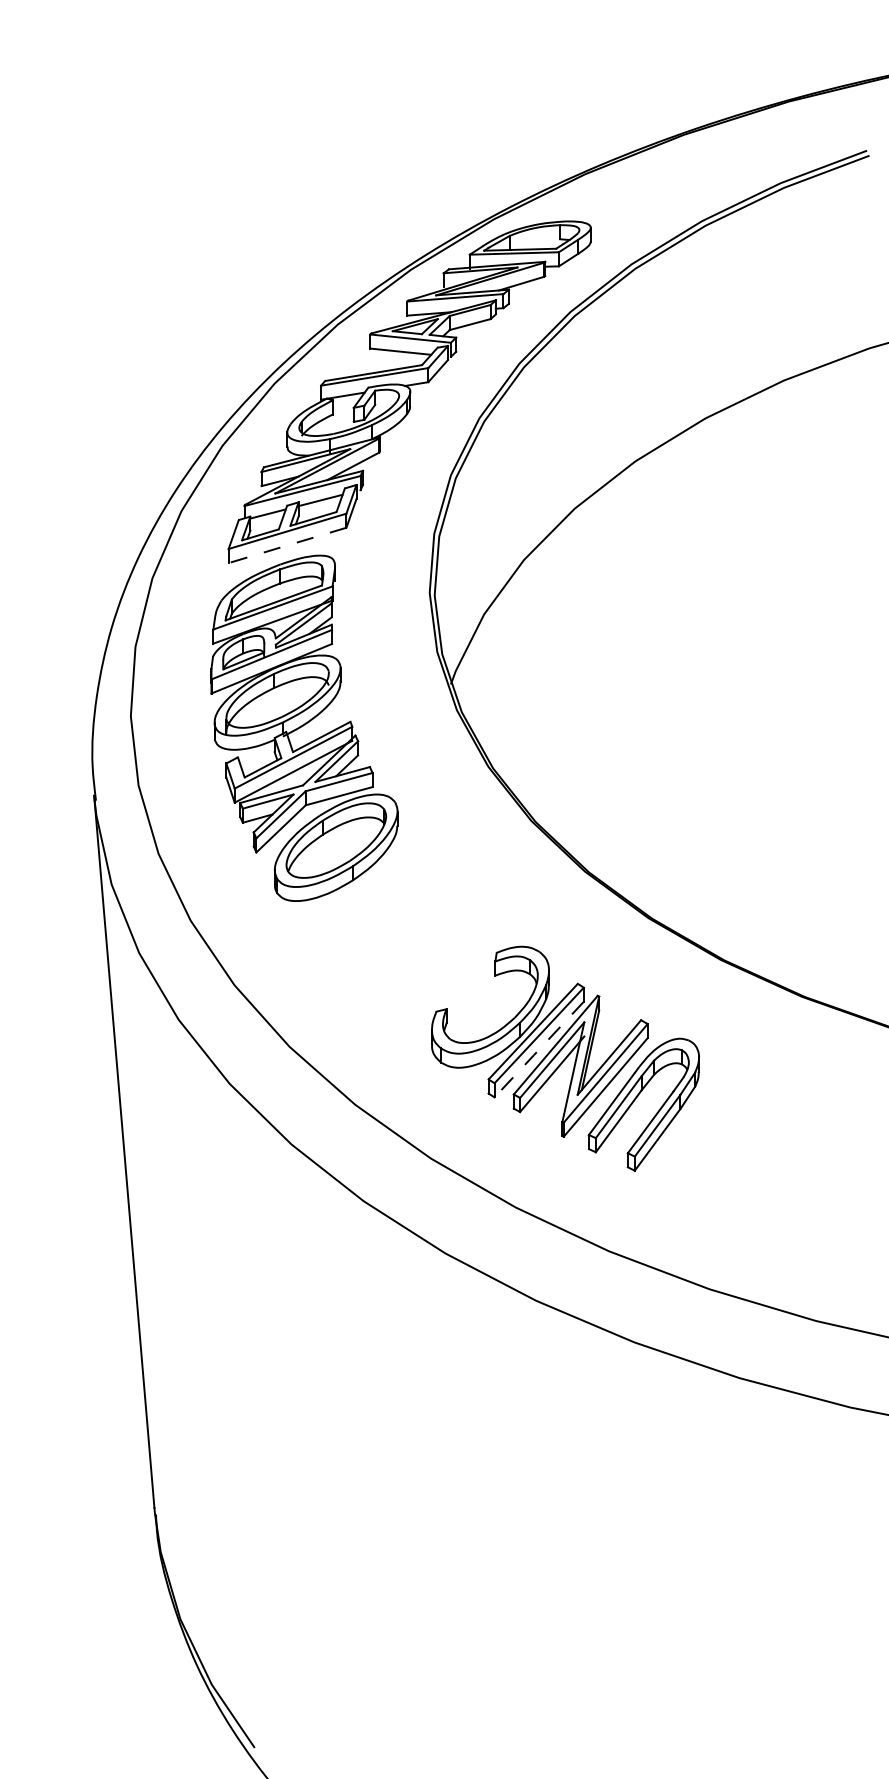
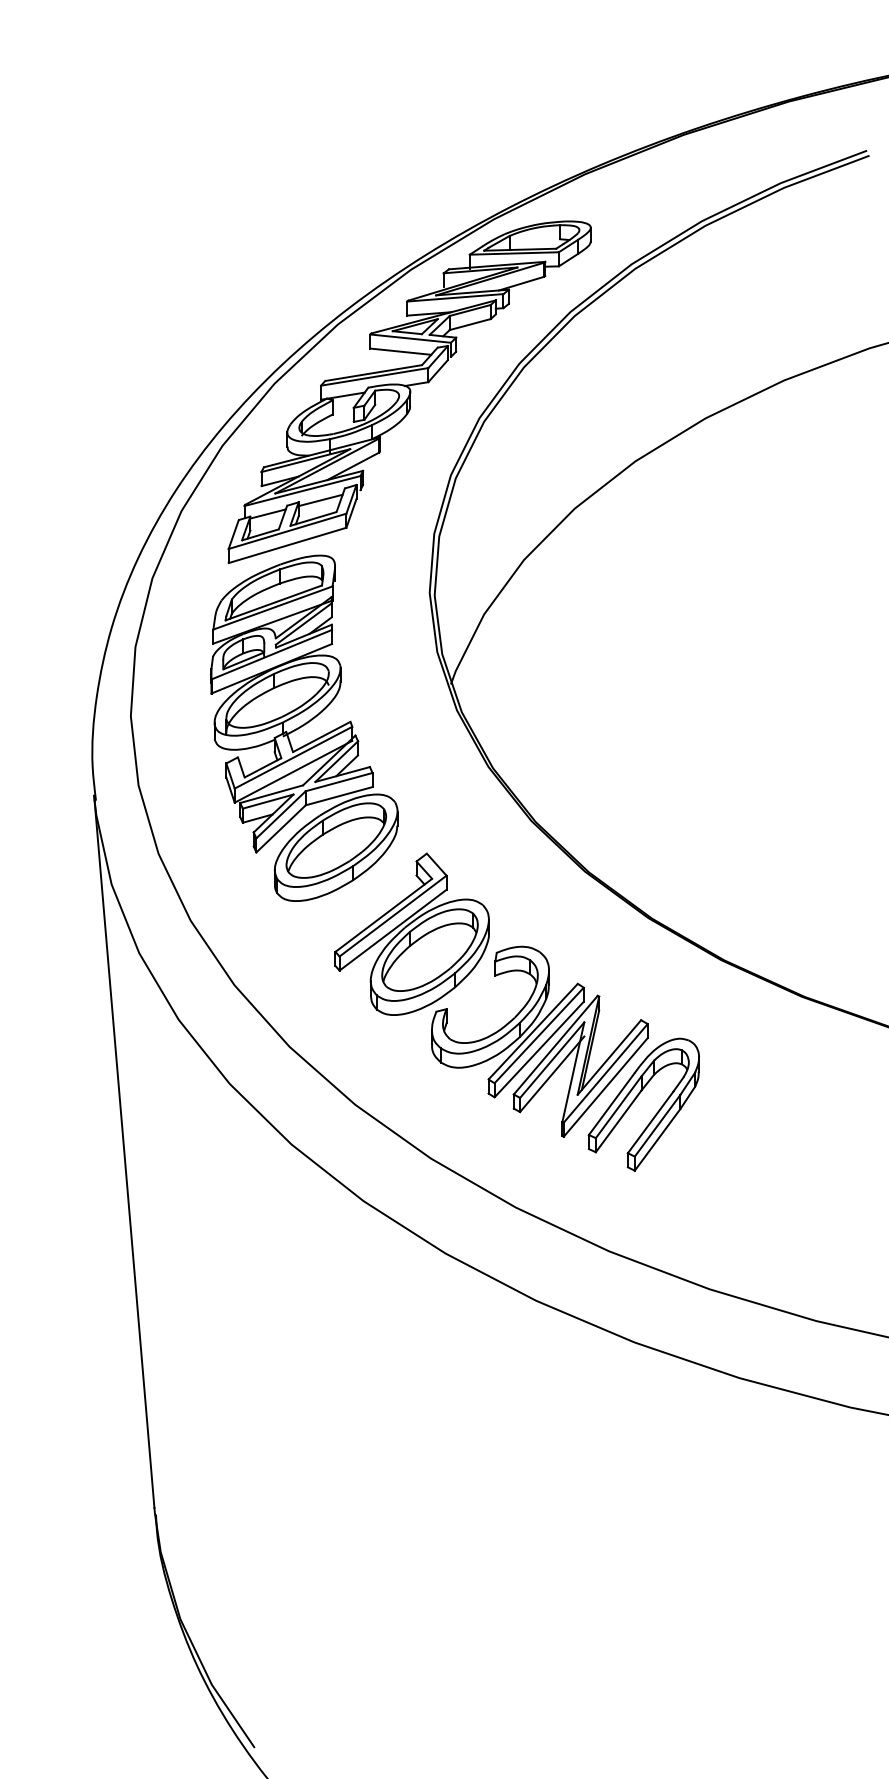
line: dashed -> solid (287, 545)
part: none -> present (411, 933)
line: dashed -> solid (538, 1050)
